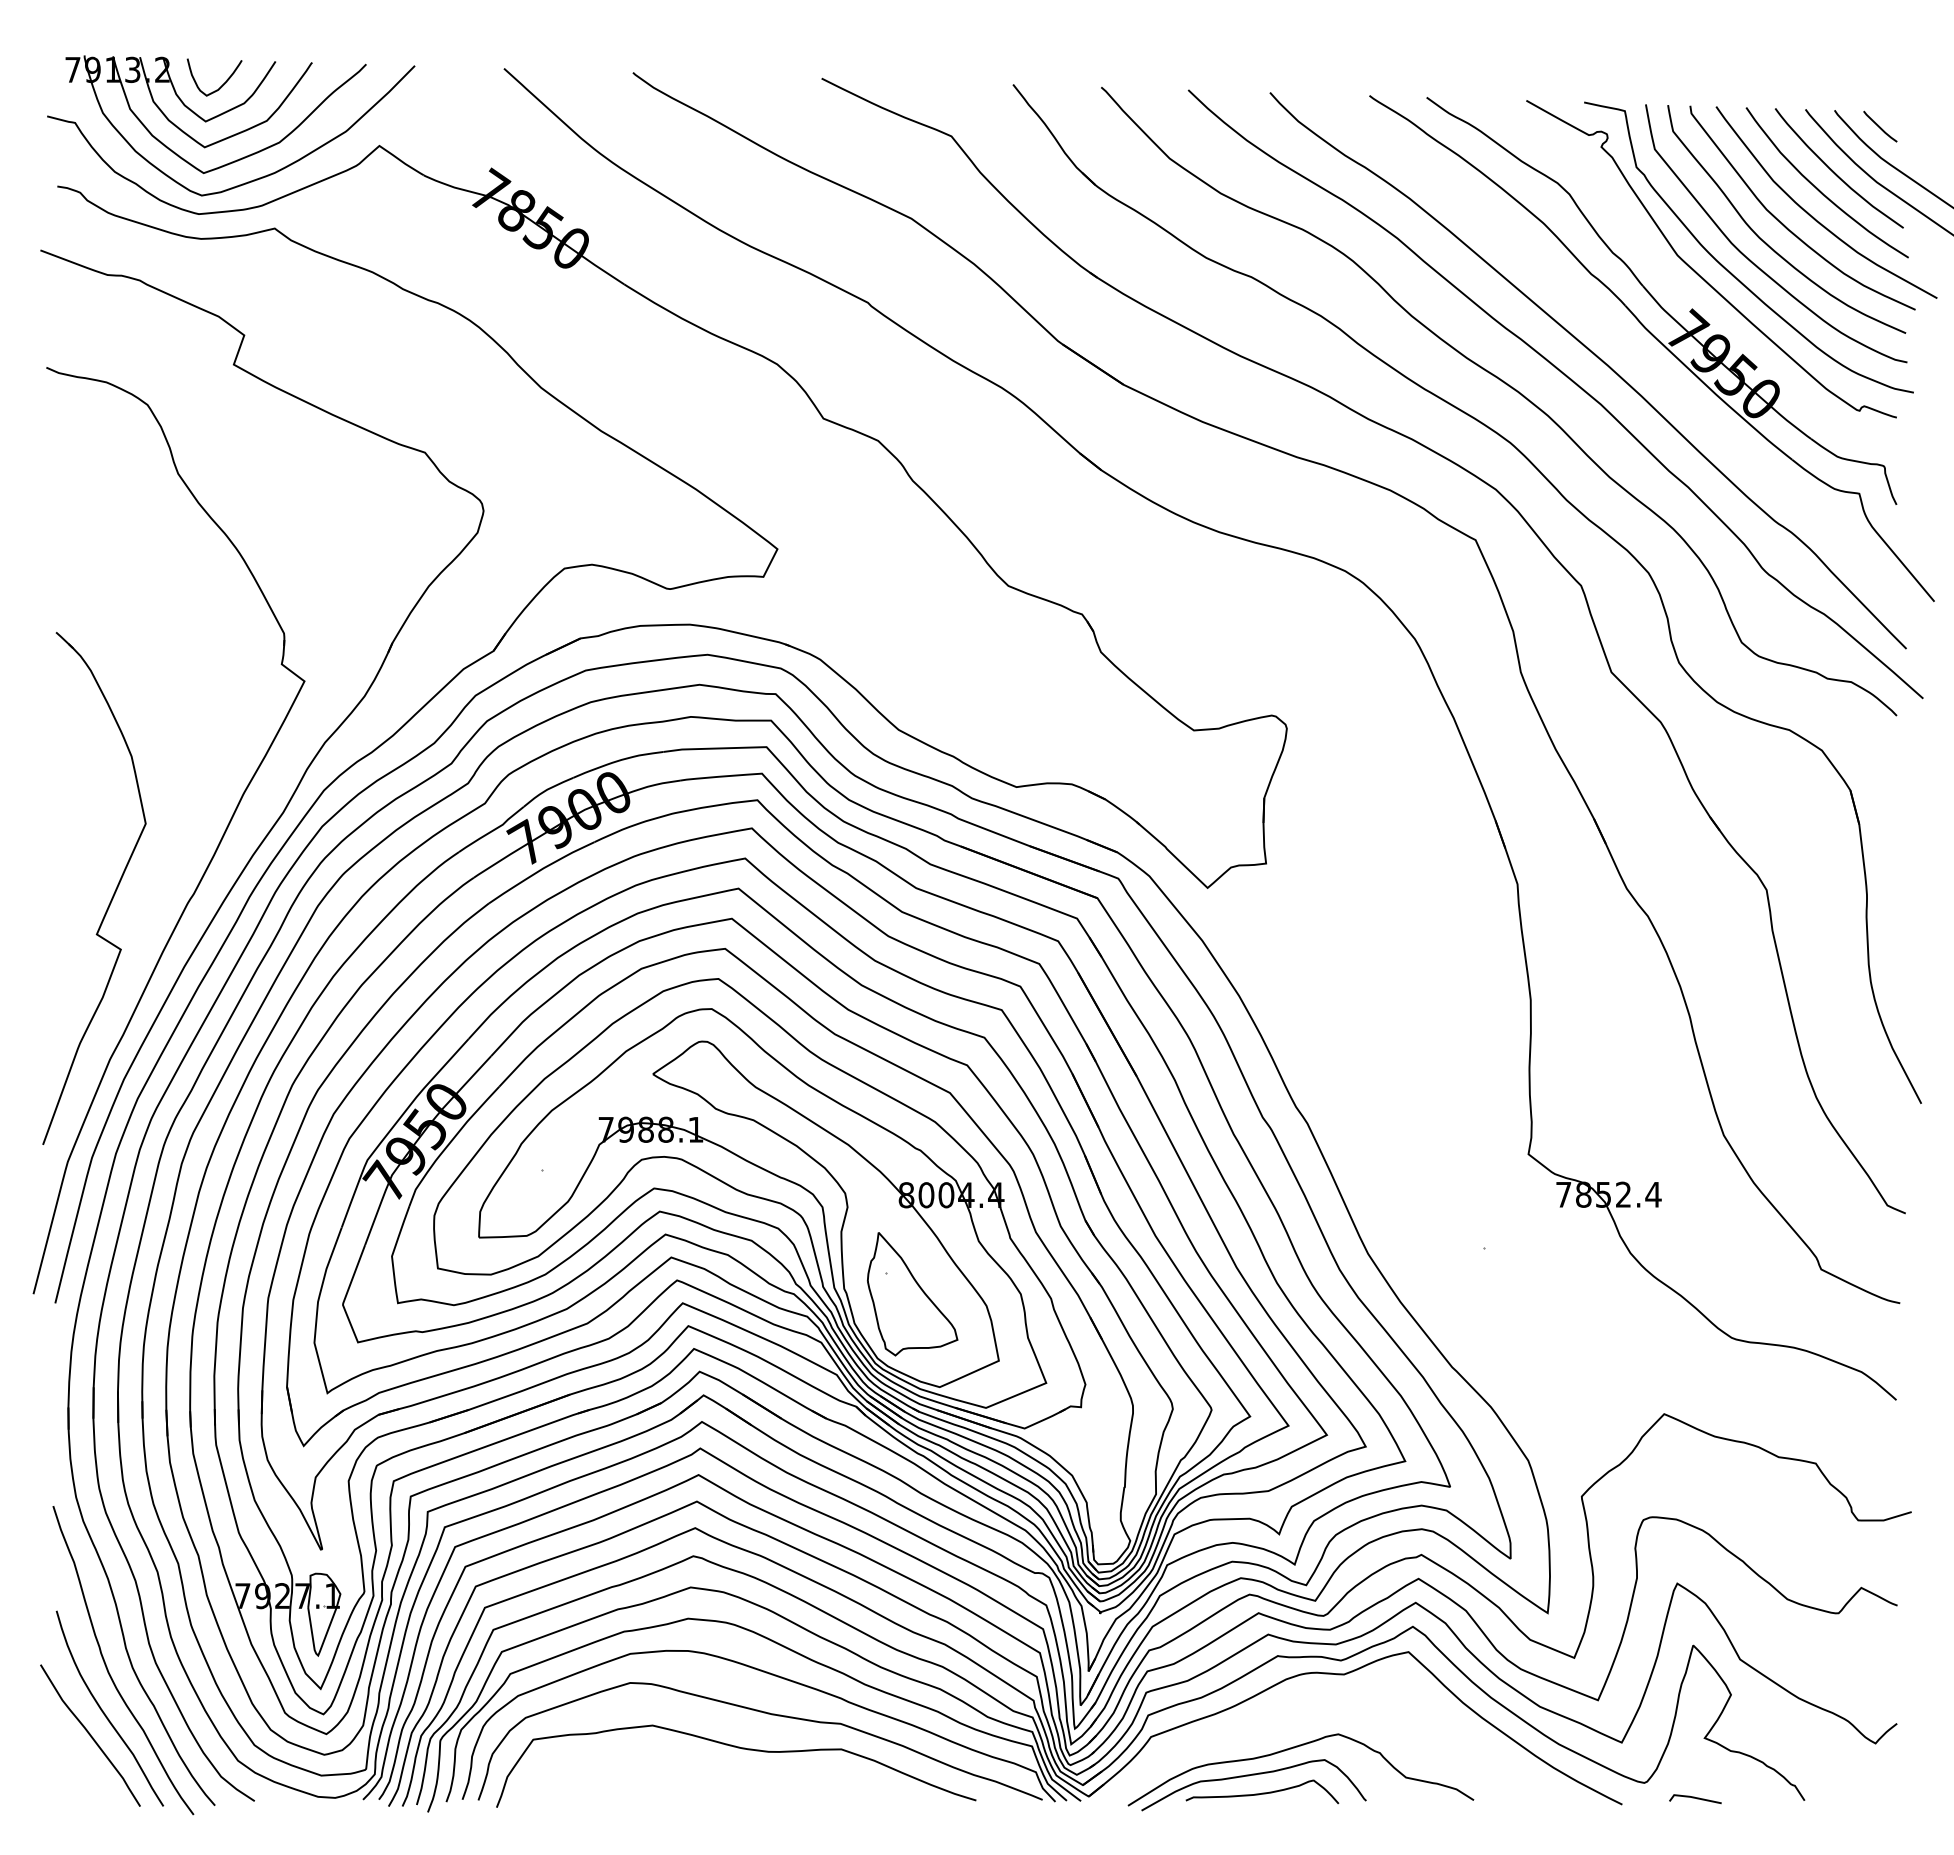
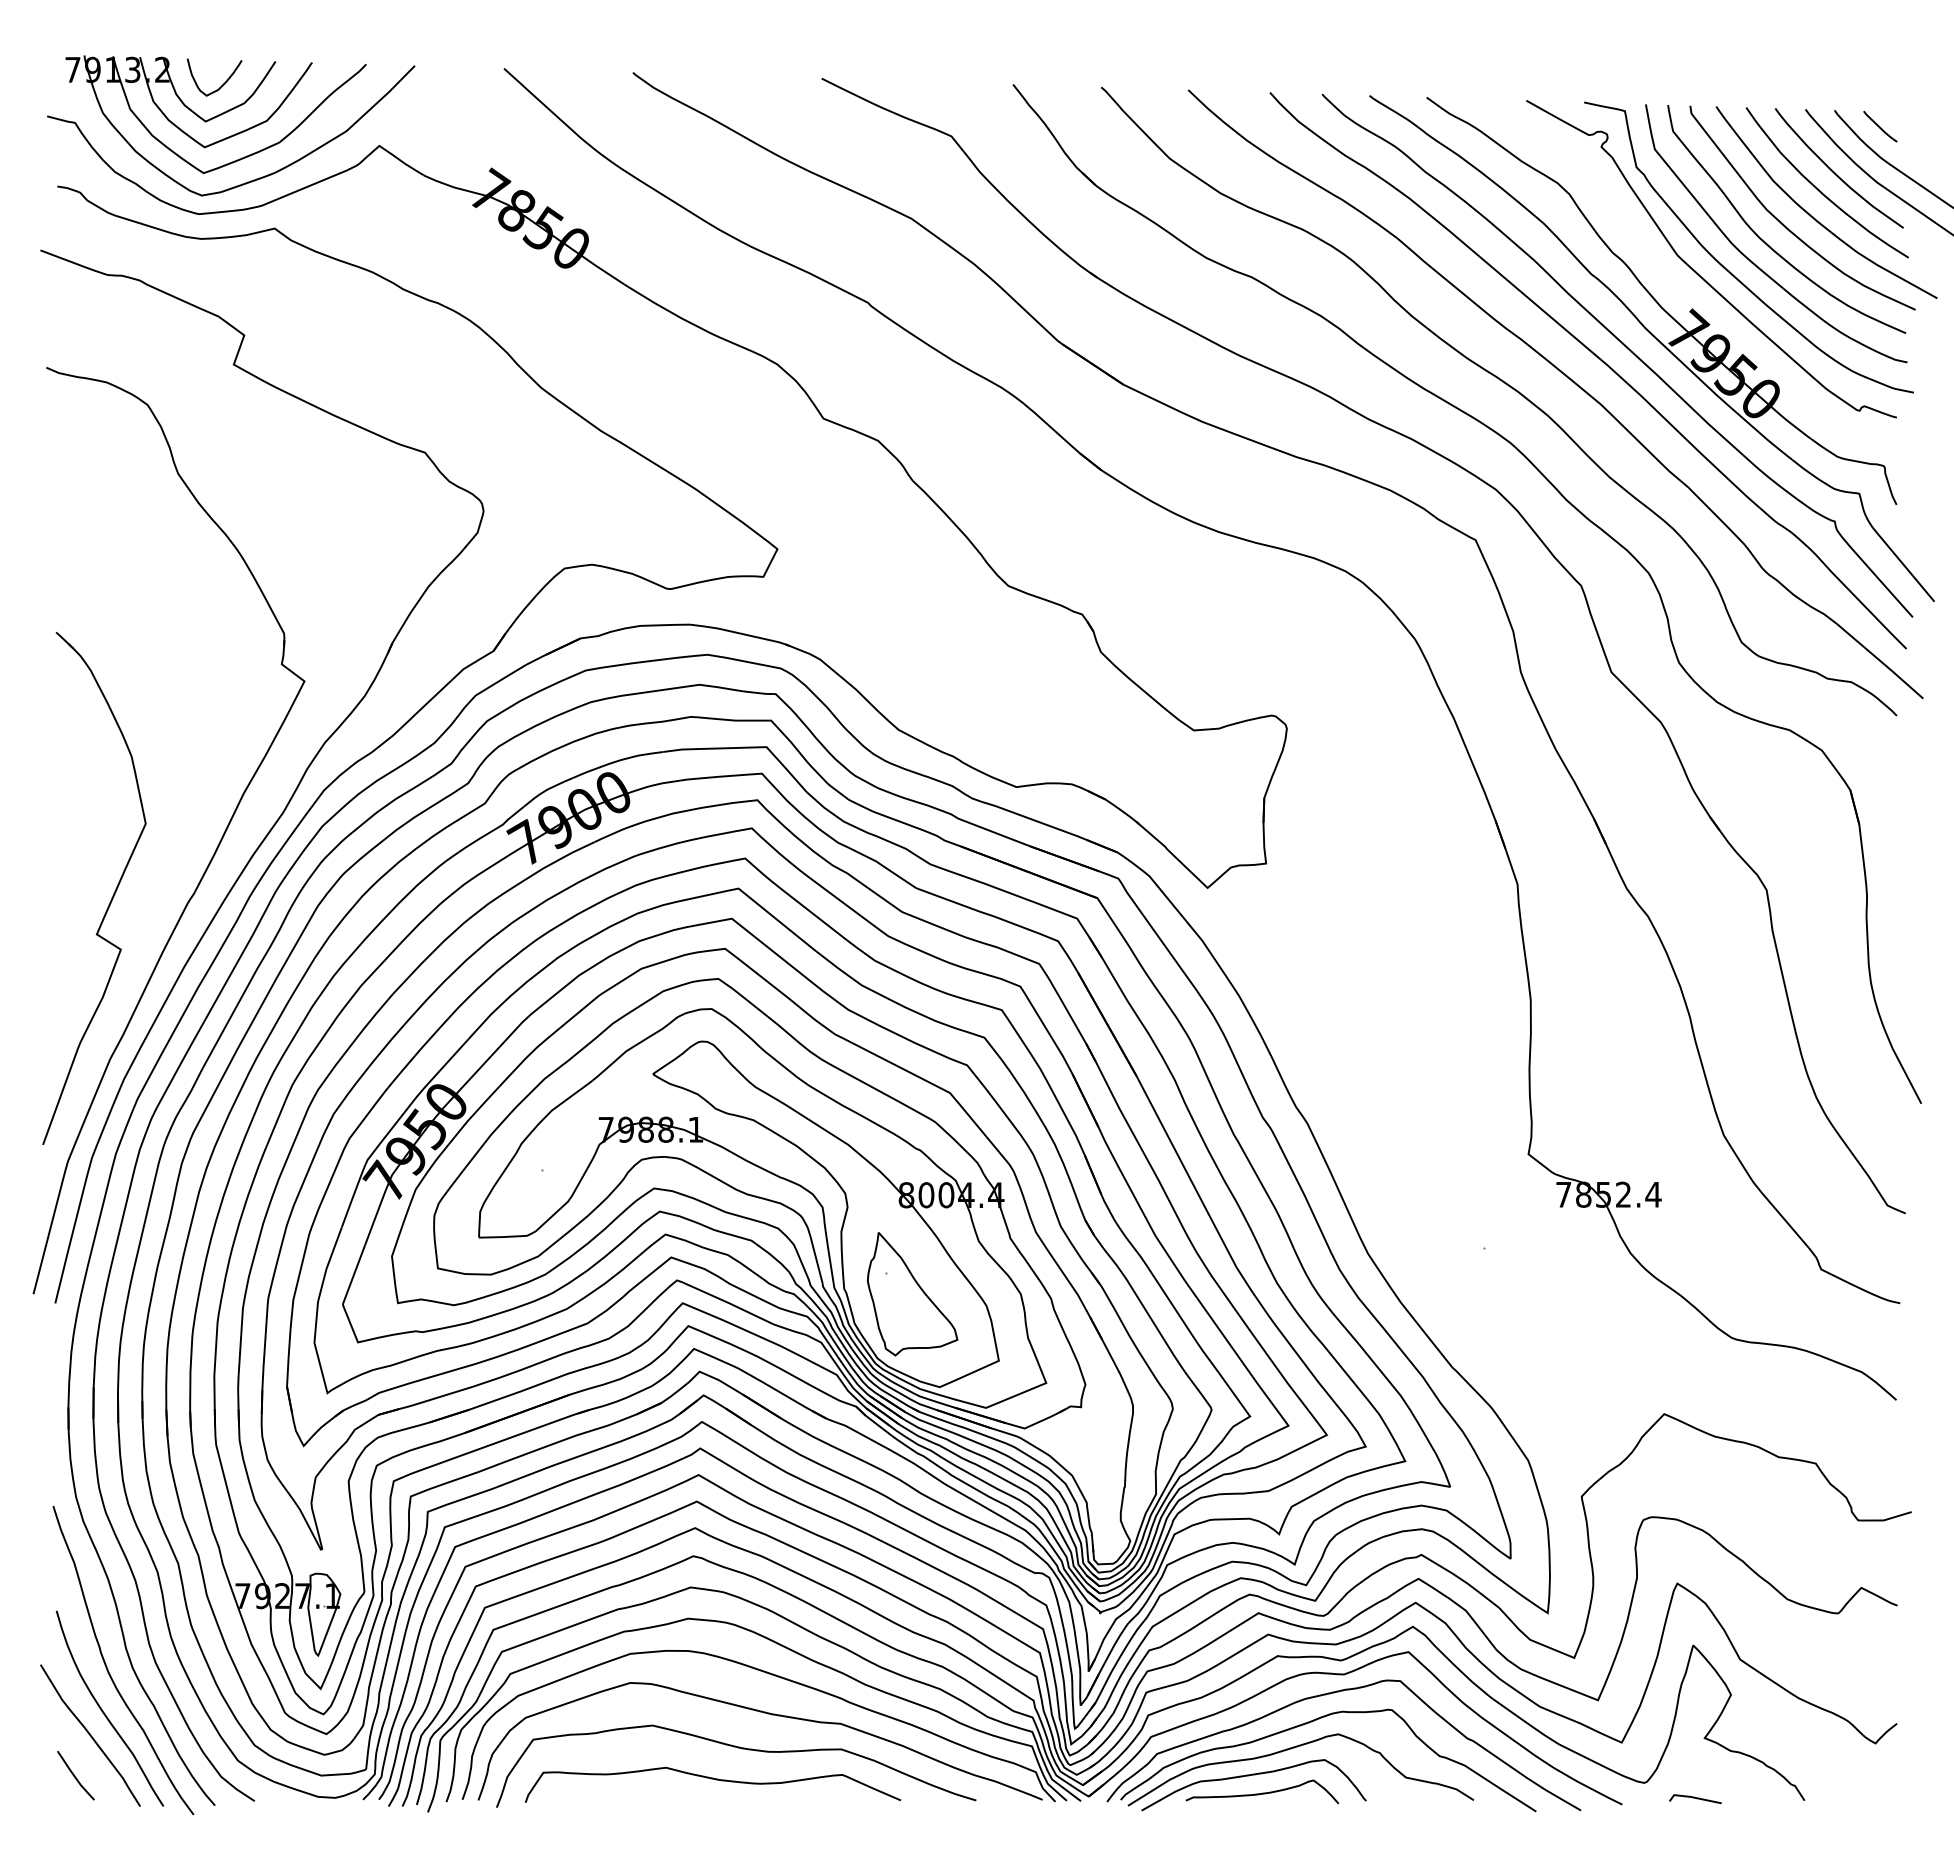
curve: none -> present (1625, 347)
part: none -> present (1339, 1713)
curve: none -> present (75, 1775)
curve: none -> present (715, 1780)
